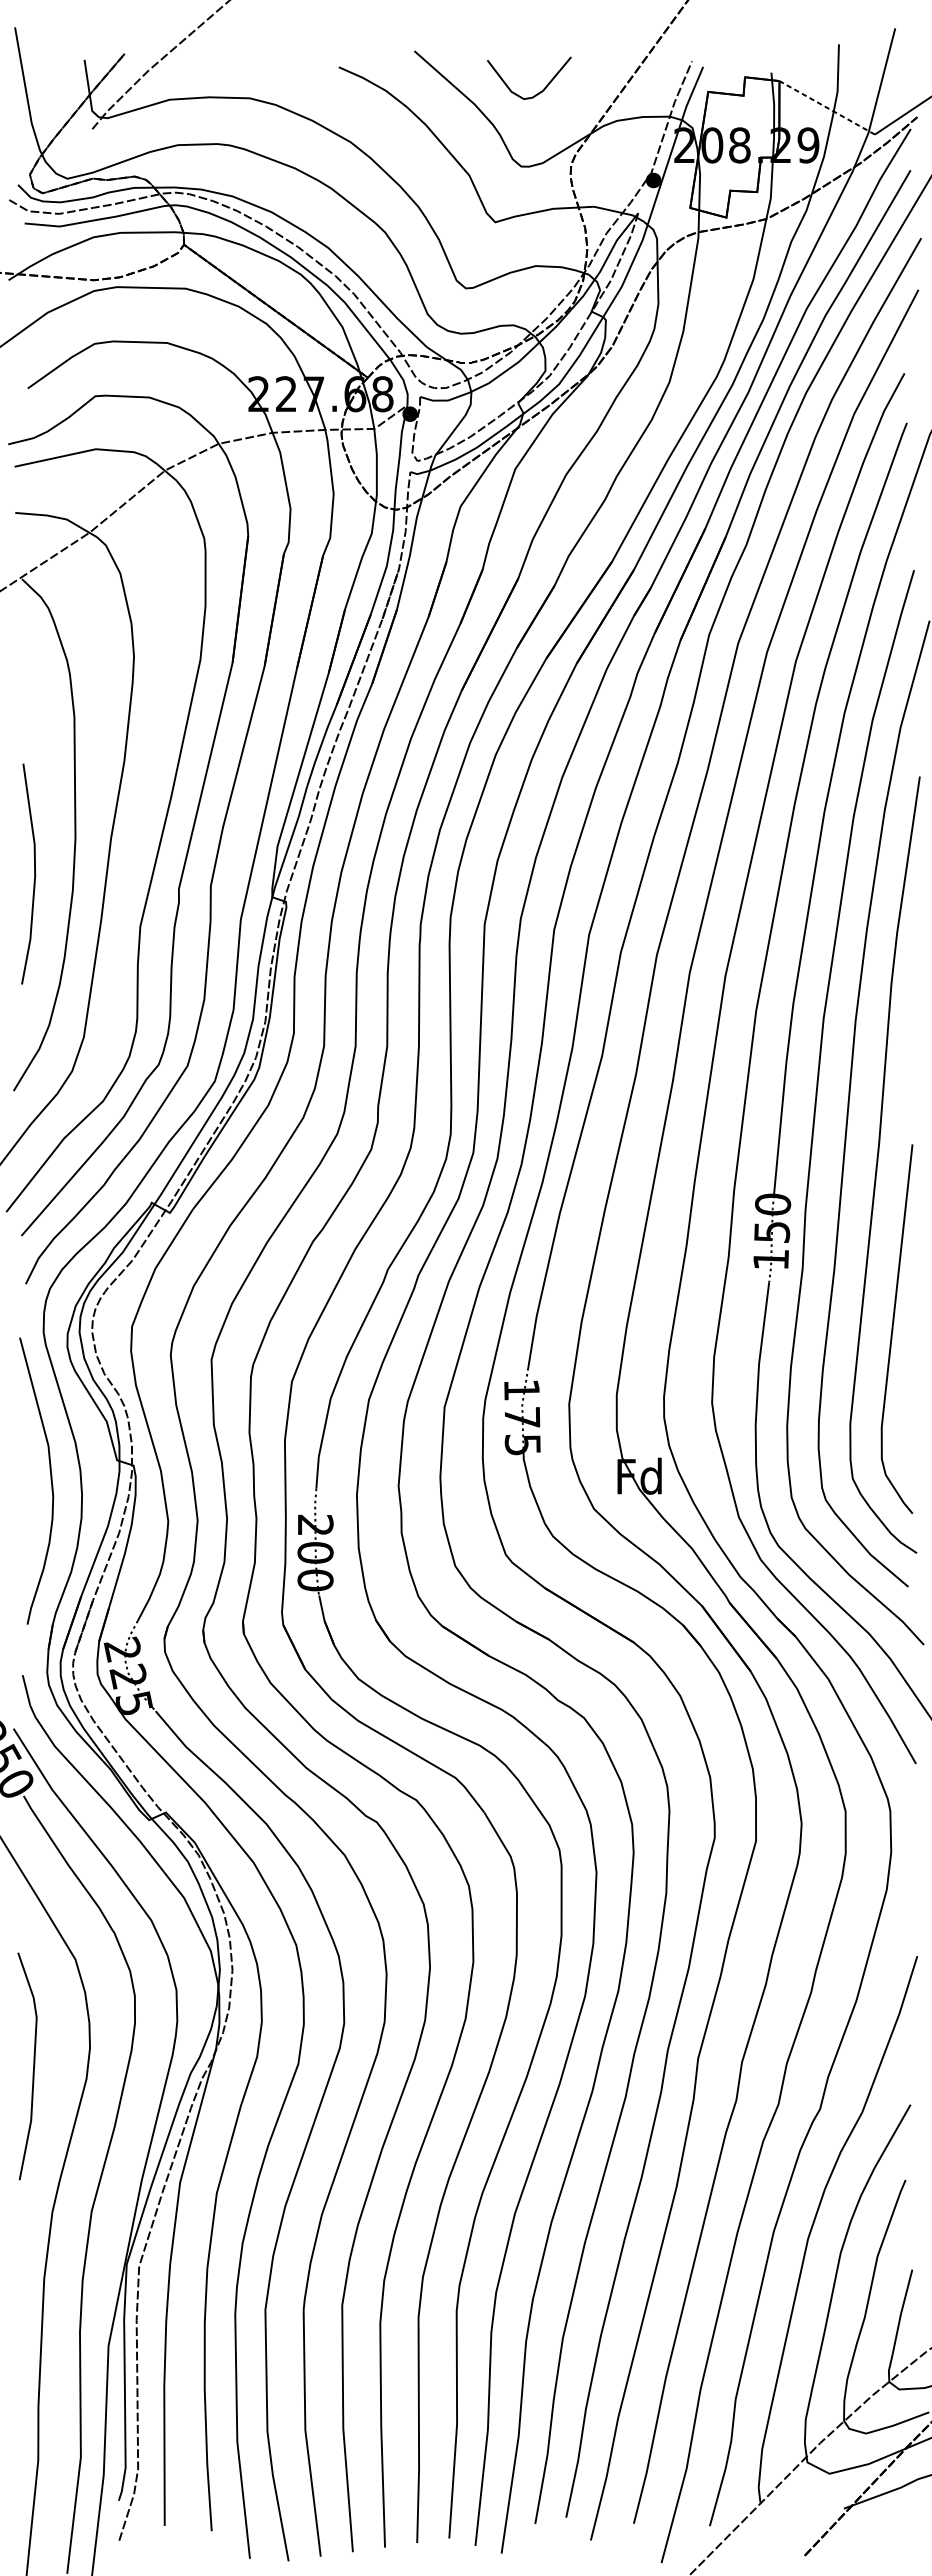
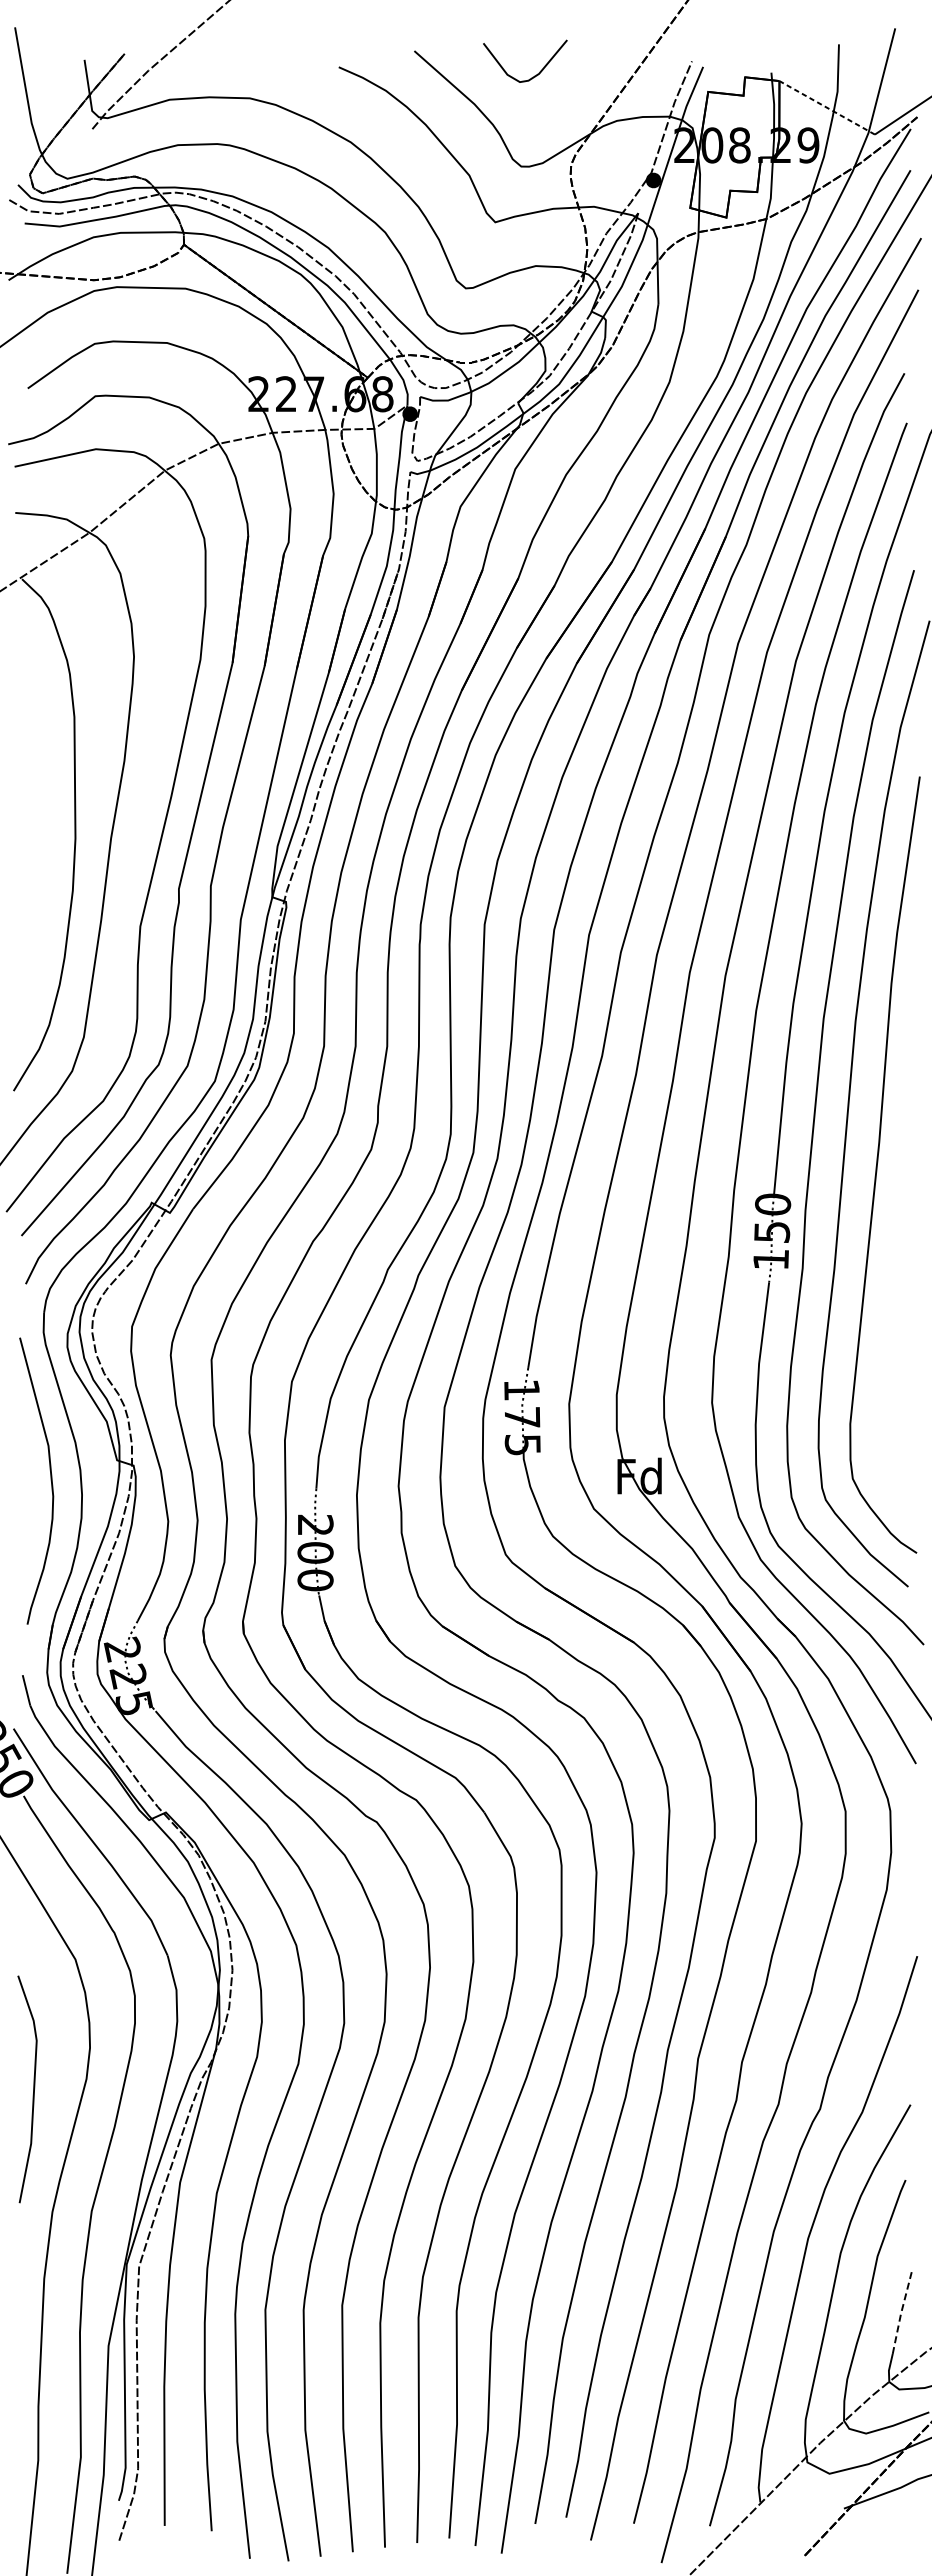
curve position: (538, 92) -> (534, 75) (534, 75)
line: present -> none (34, 873)
curve: present -> none (893, 1328)
line position: (33, 2066) -> (33, 2089) (33, 2089)
line: solid -> dashed (901, 2311)
